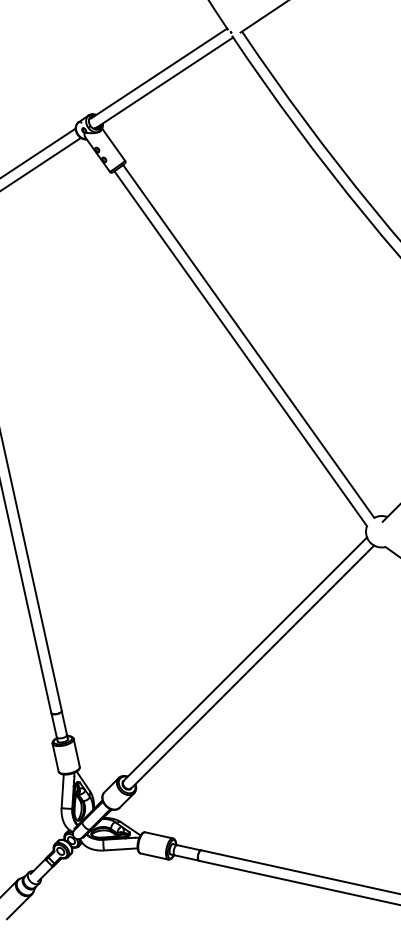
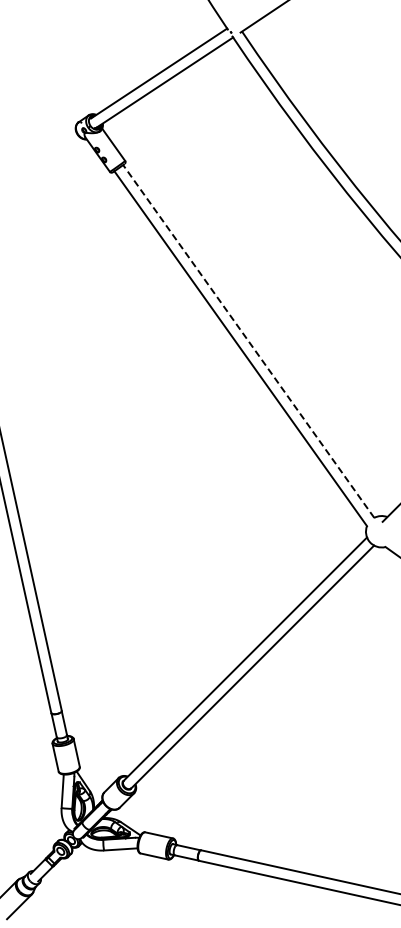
line: present -> none (38, 152)
line: present -> none (41, 163)
line: solid -> dashed (248, 341)
